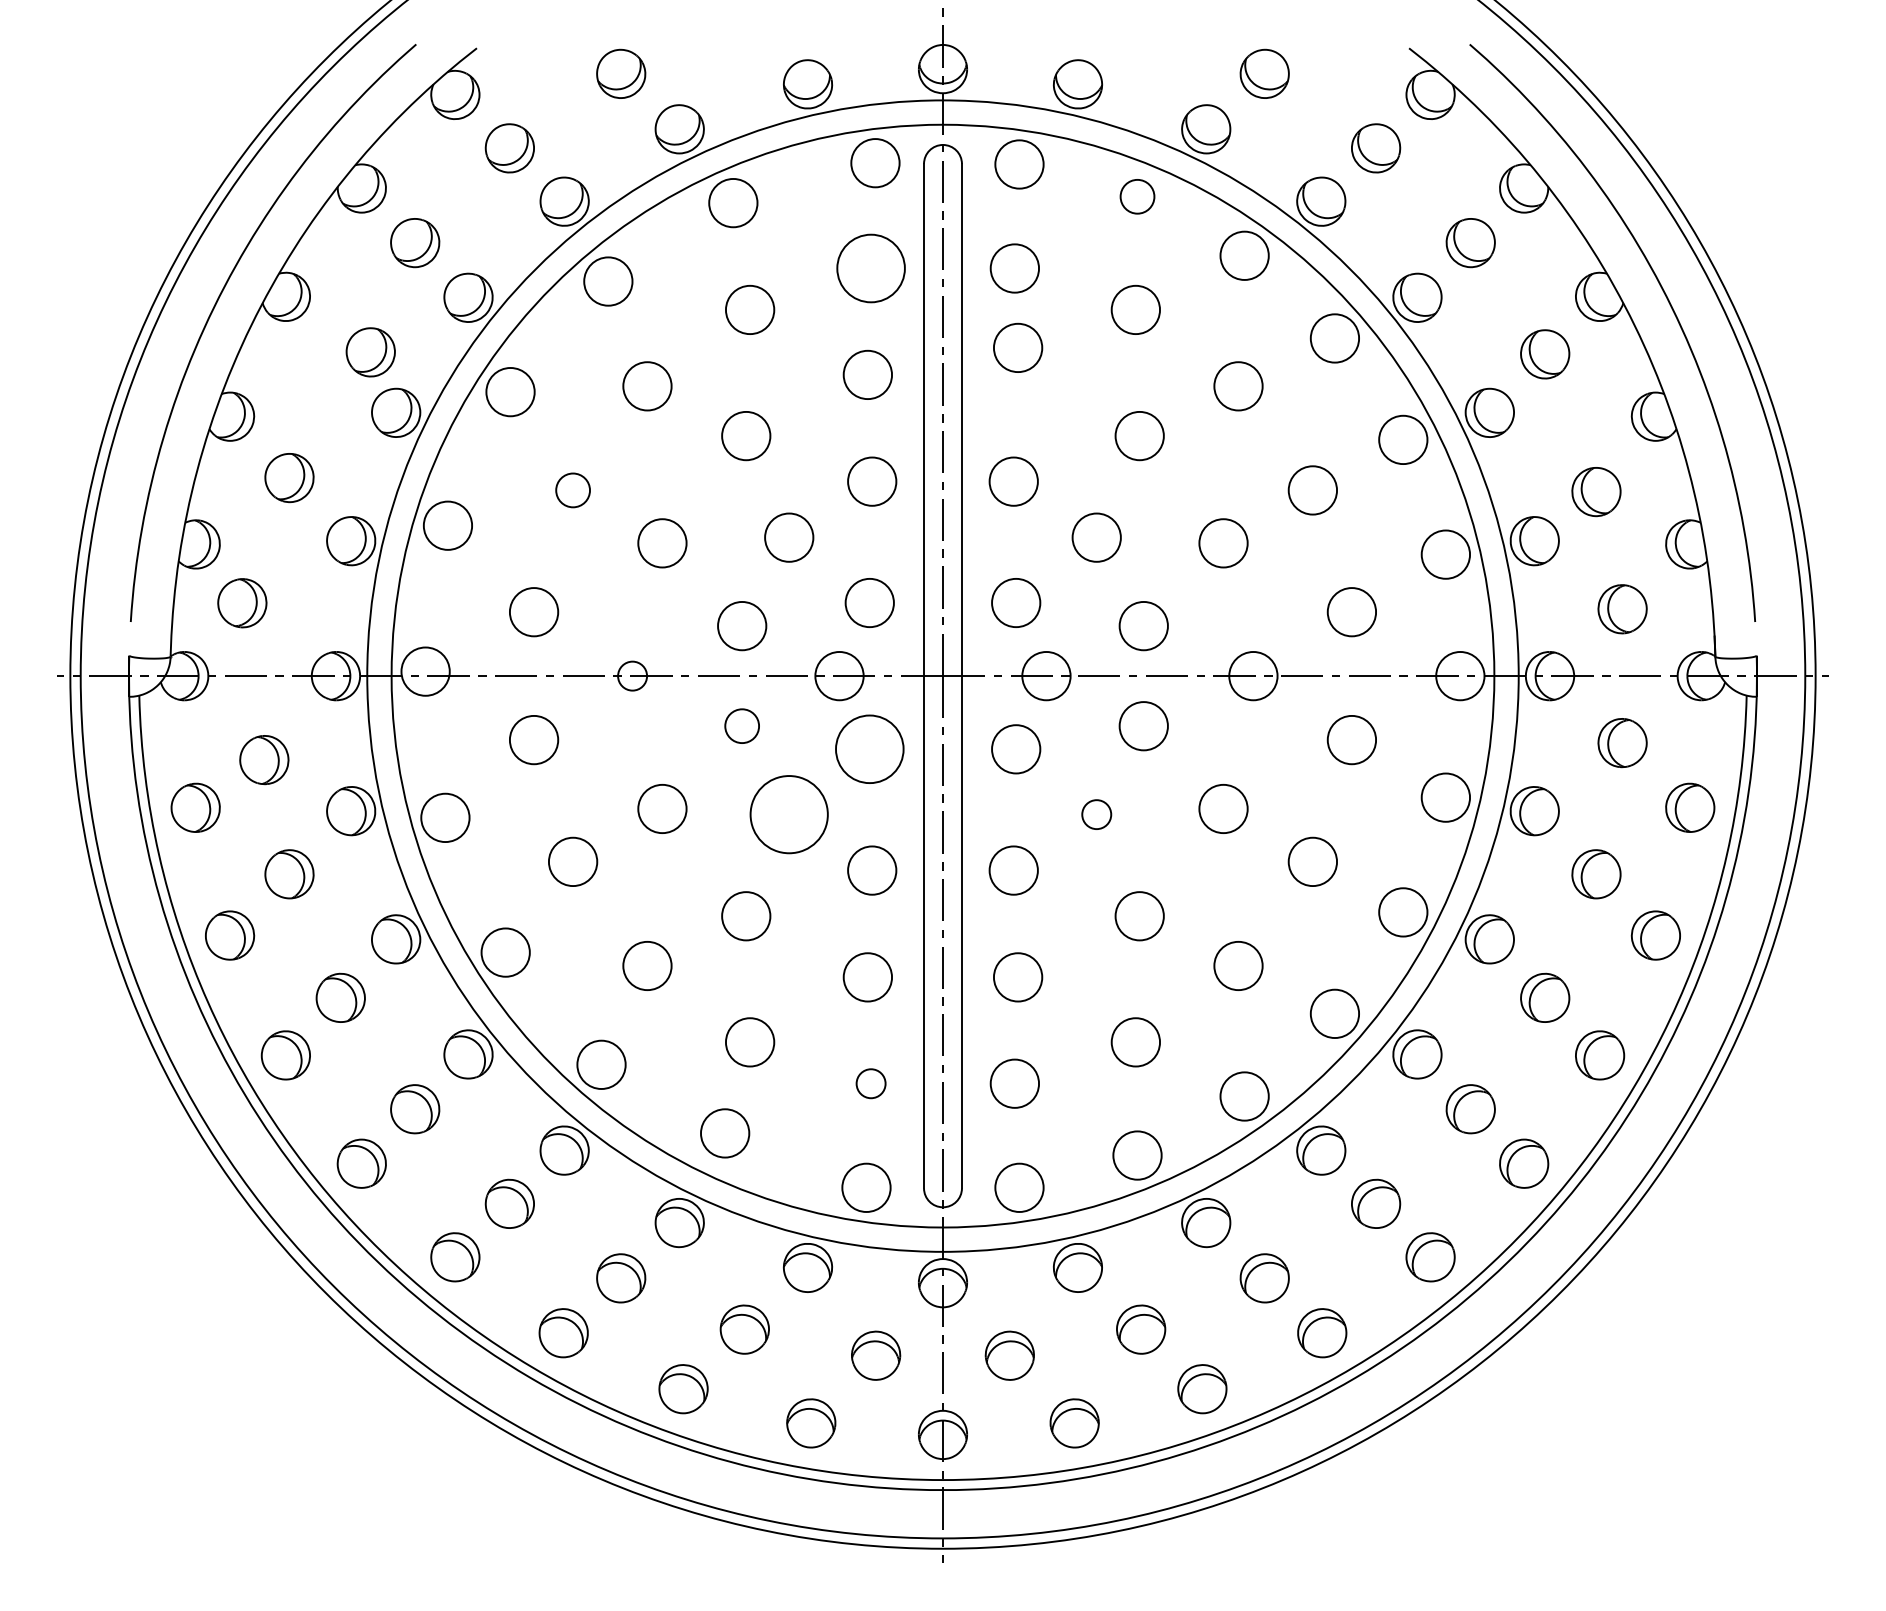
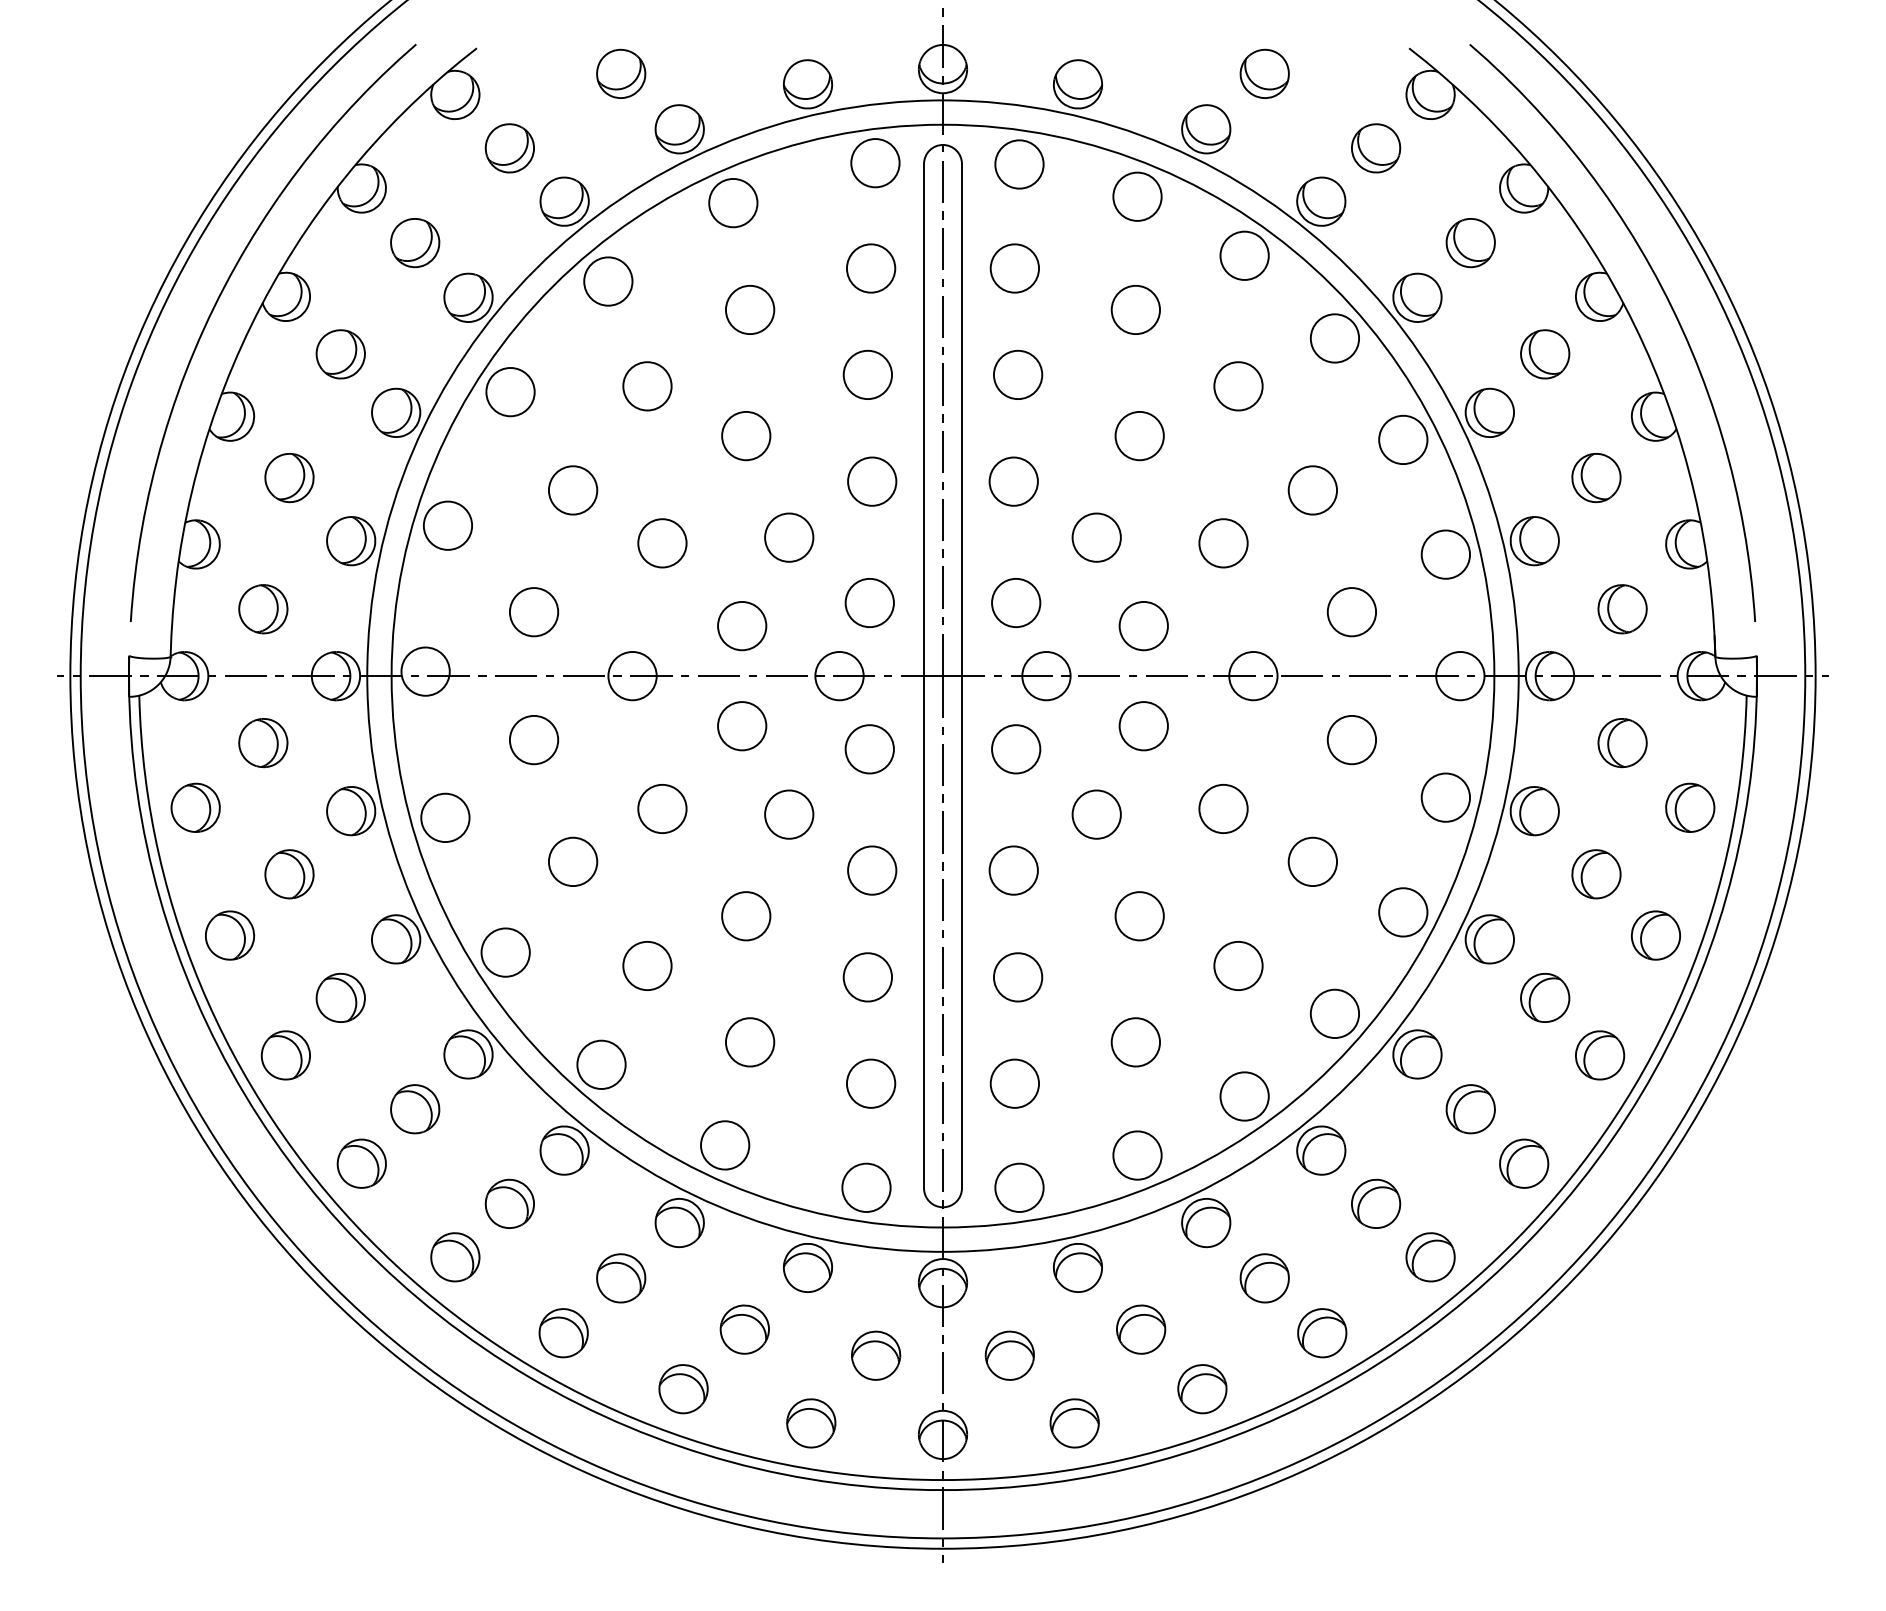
circle diameter: 34 px -> 48 px (1137, 196)
circle diameter: 68 px -> 48 px (870, 268)
circle position: (1018, 347) -> (1018, 374) (1018, 374)
part position: (370, 352) -> (340, 354) (340, 354)
circle diameter: 34 px -> 48 px (572, 490)
part position: (1596, 492) -> (1596, 478) (1596, 478)
part position: (242, 603) -> (263, 609) (263, 609)
circle diameter: 29 px -> 48 px (632, 675)
circle diameter: 34 px -> 48 px (742, 726)
circle diameter: 68 px -> 48 px (869, 749)
part position: (264, 760) -> (263, 743) (263, 743)
circle diameter: 77 px -> 48 px (789, 814)
circle diameter: 29 px -> 48 px (1096, 814)
circle diameter: 29 px -> 48 px (870, 1083)
circle position: (725, 1133) -> (725, 1145) (725, 1145)
